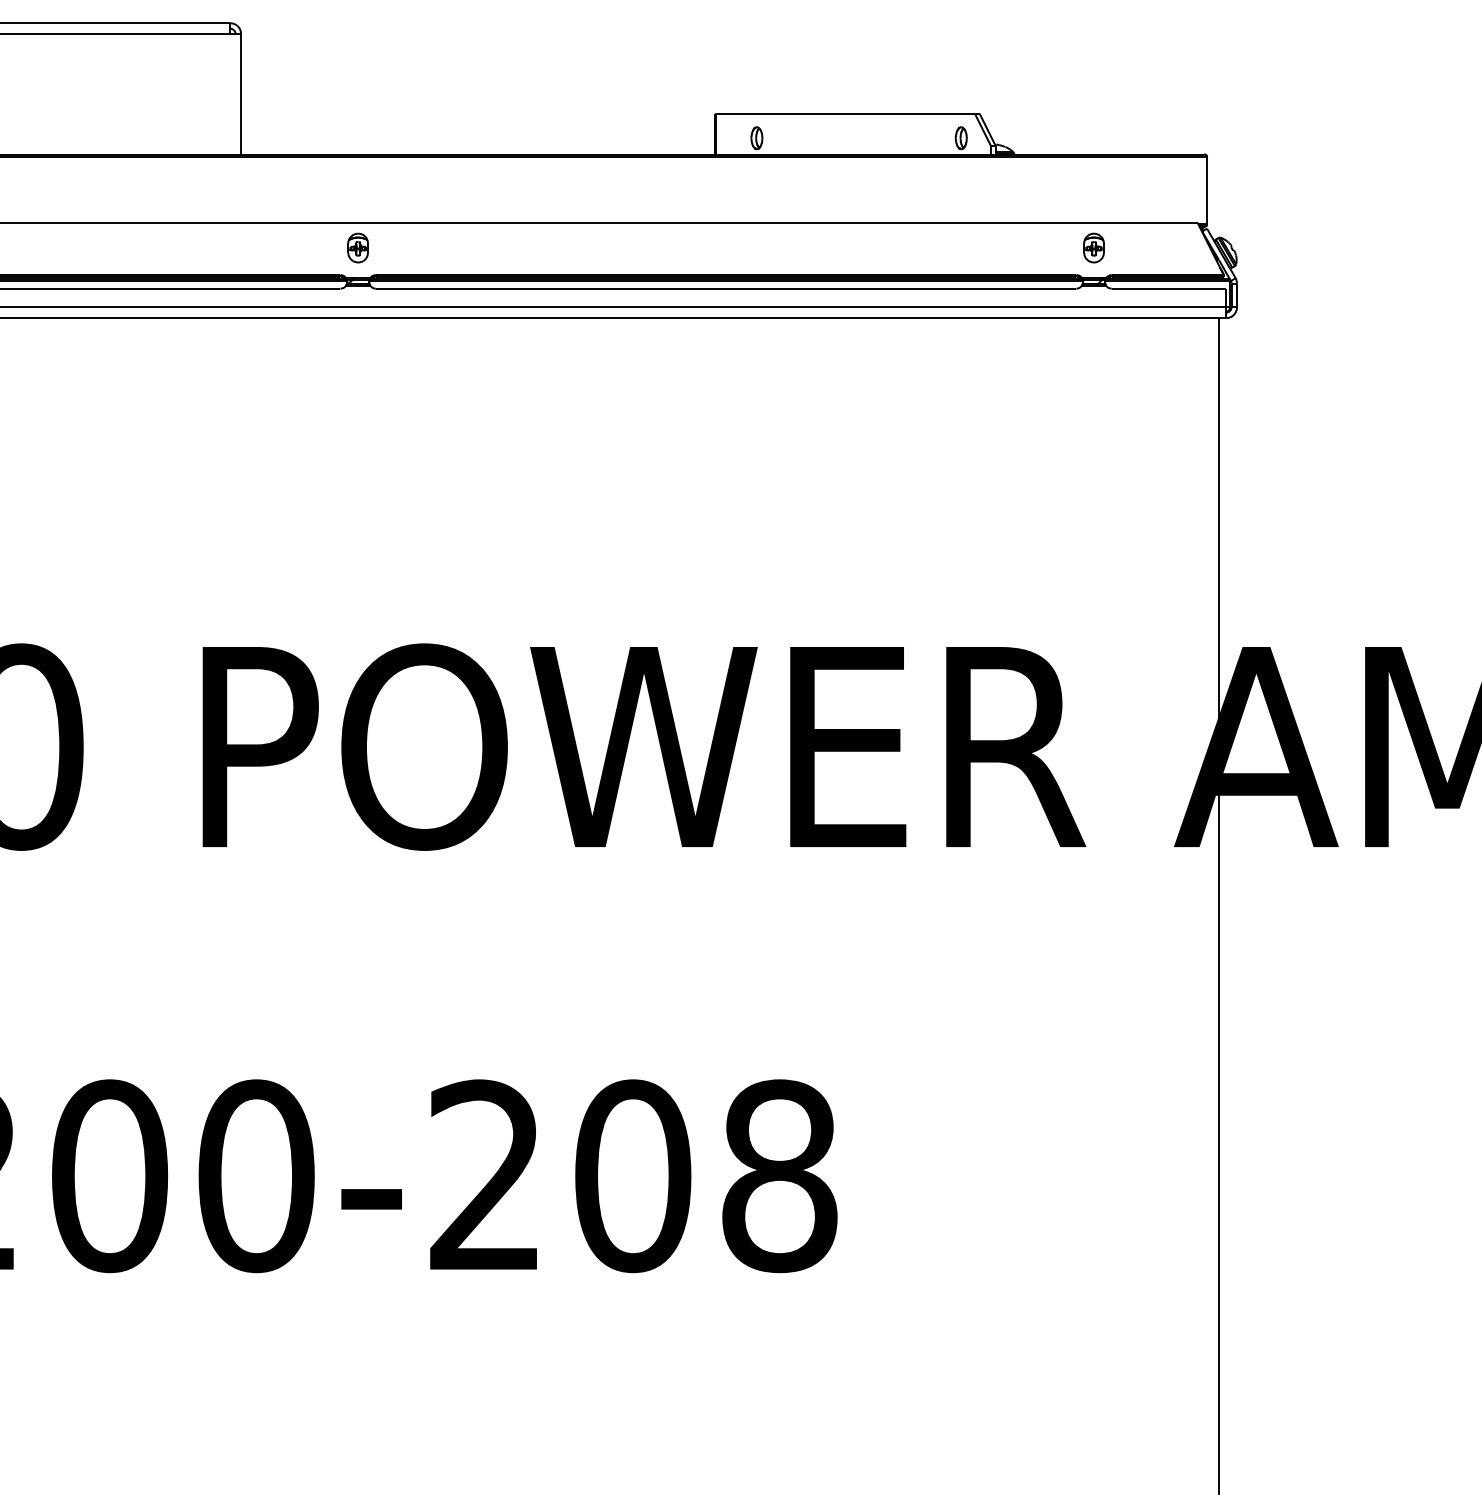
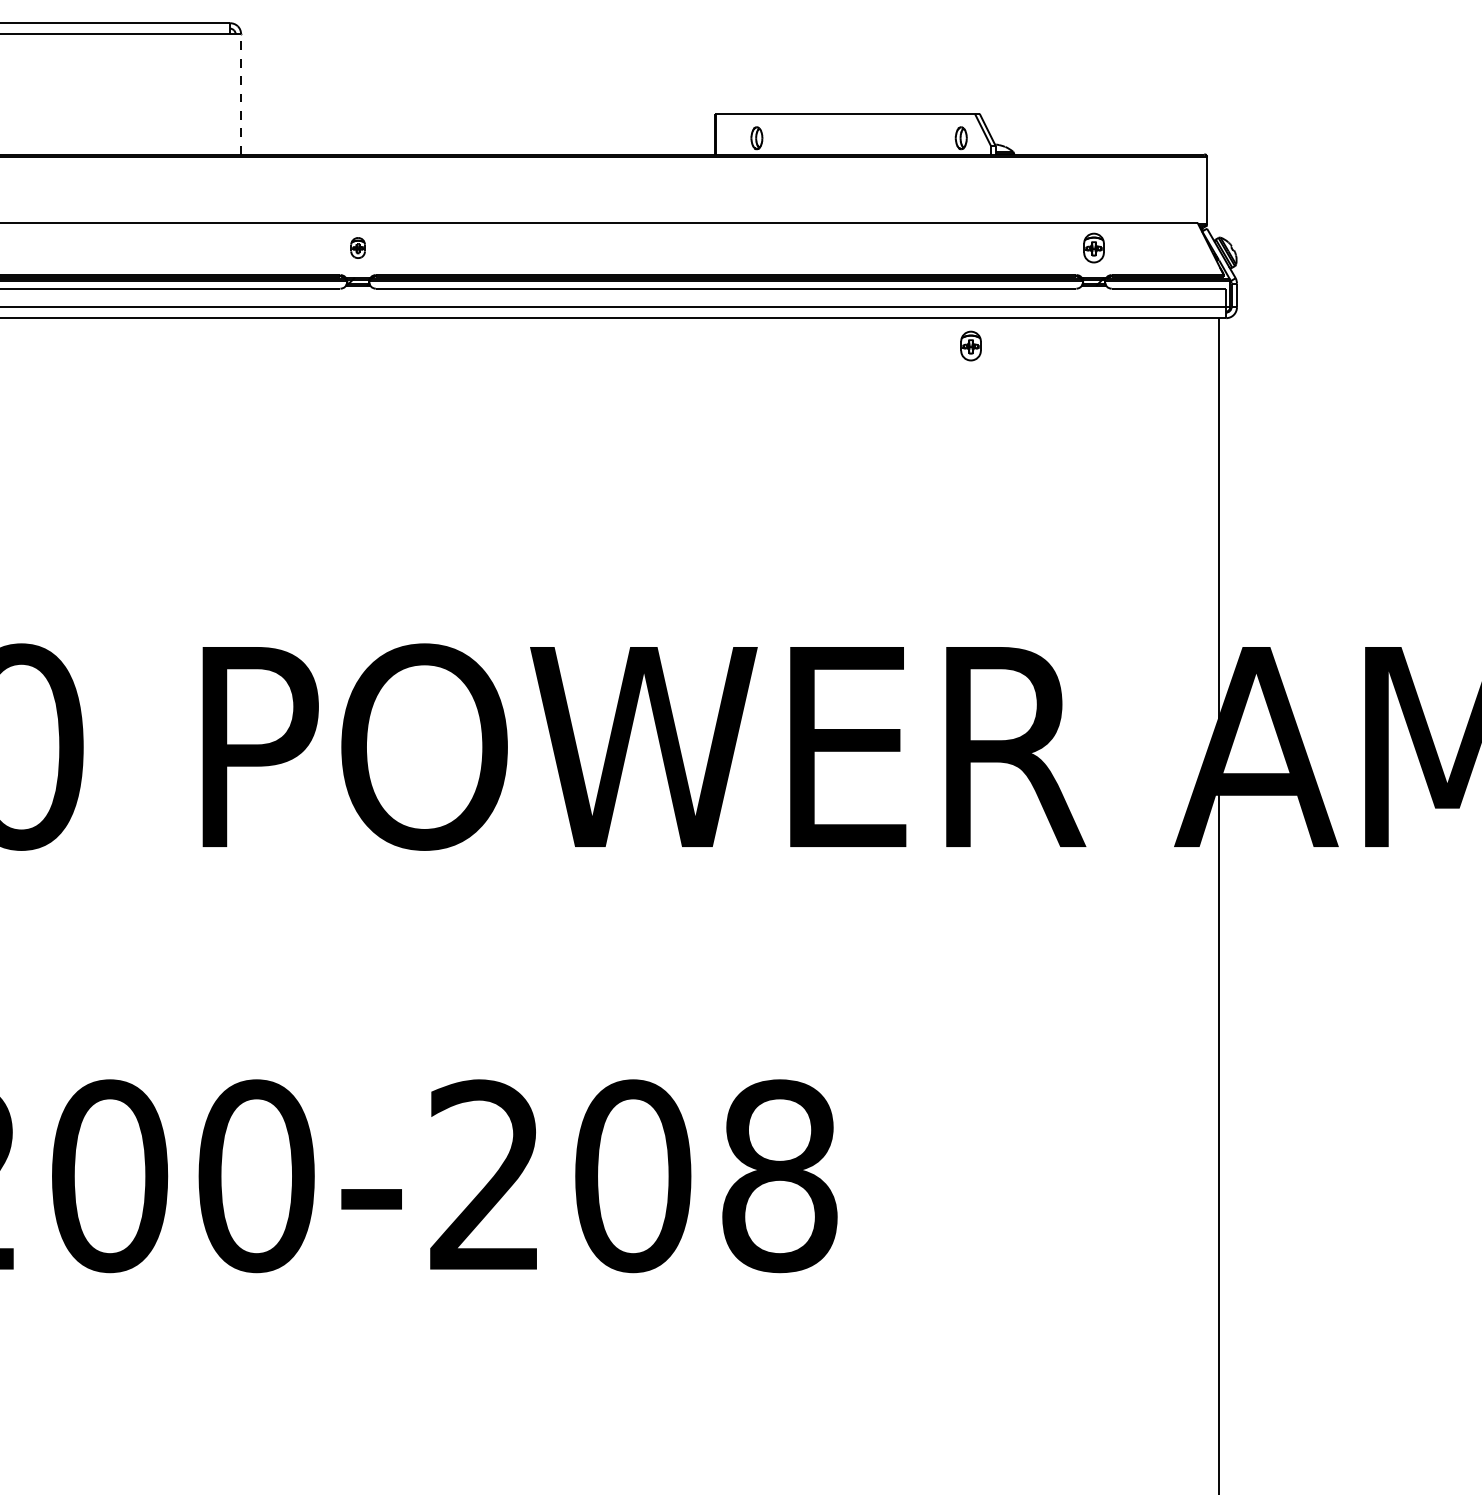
line: solid -> dashed (241, 93)
part size: 22x32 px -> 16x22 px (357, 247)
part: none -> present (970, 345)
